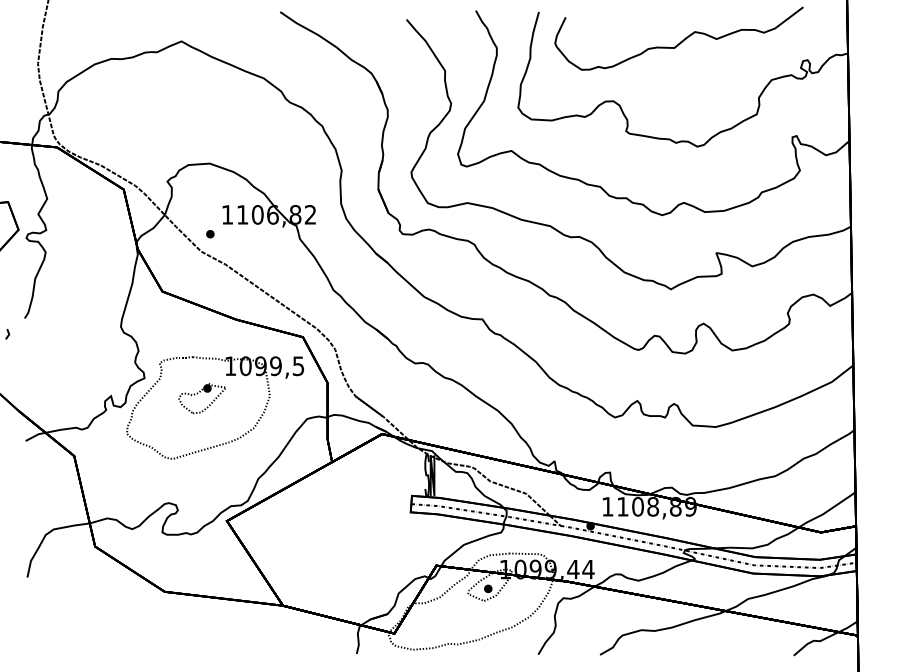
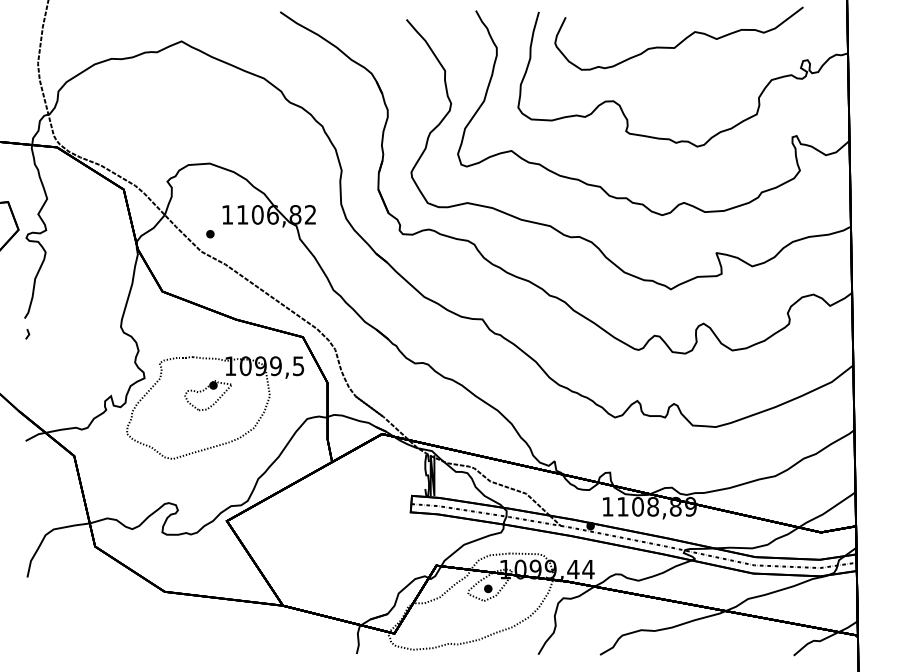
line position: (7, 333) -> (27, 333) (27, 333)
part position: (201, 398) -> (207, 395) (207, 395)
